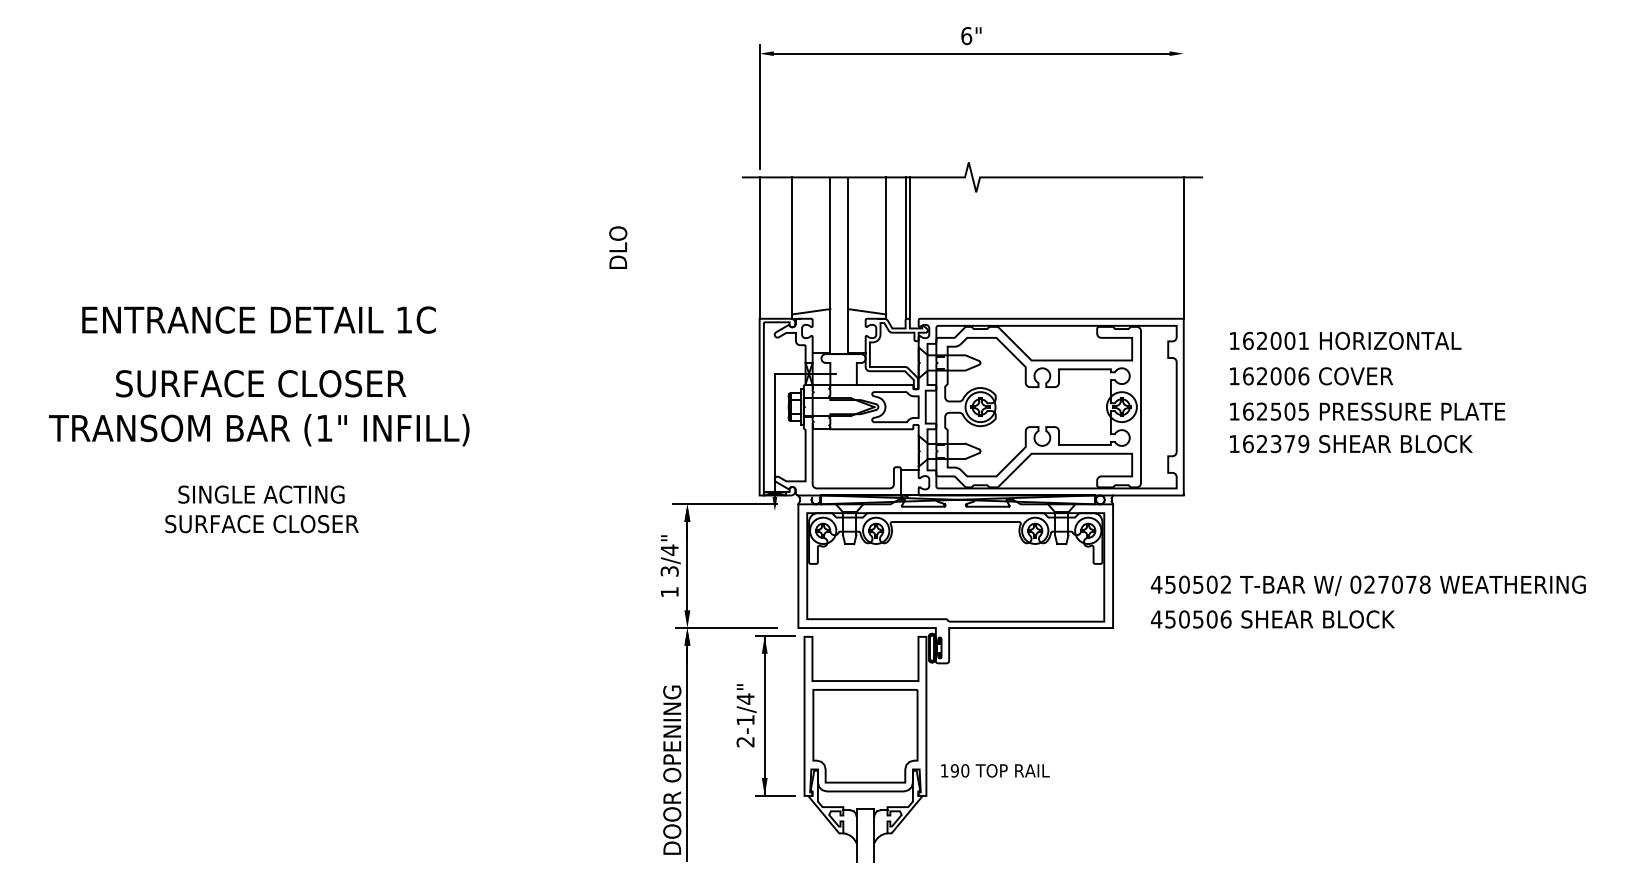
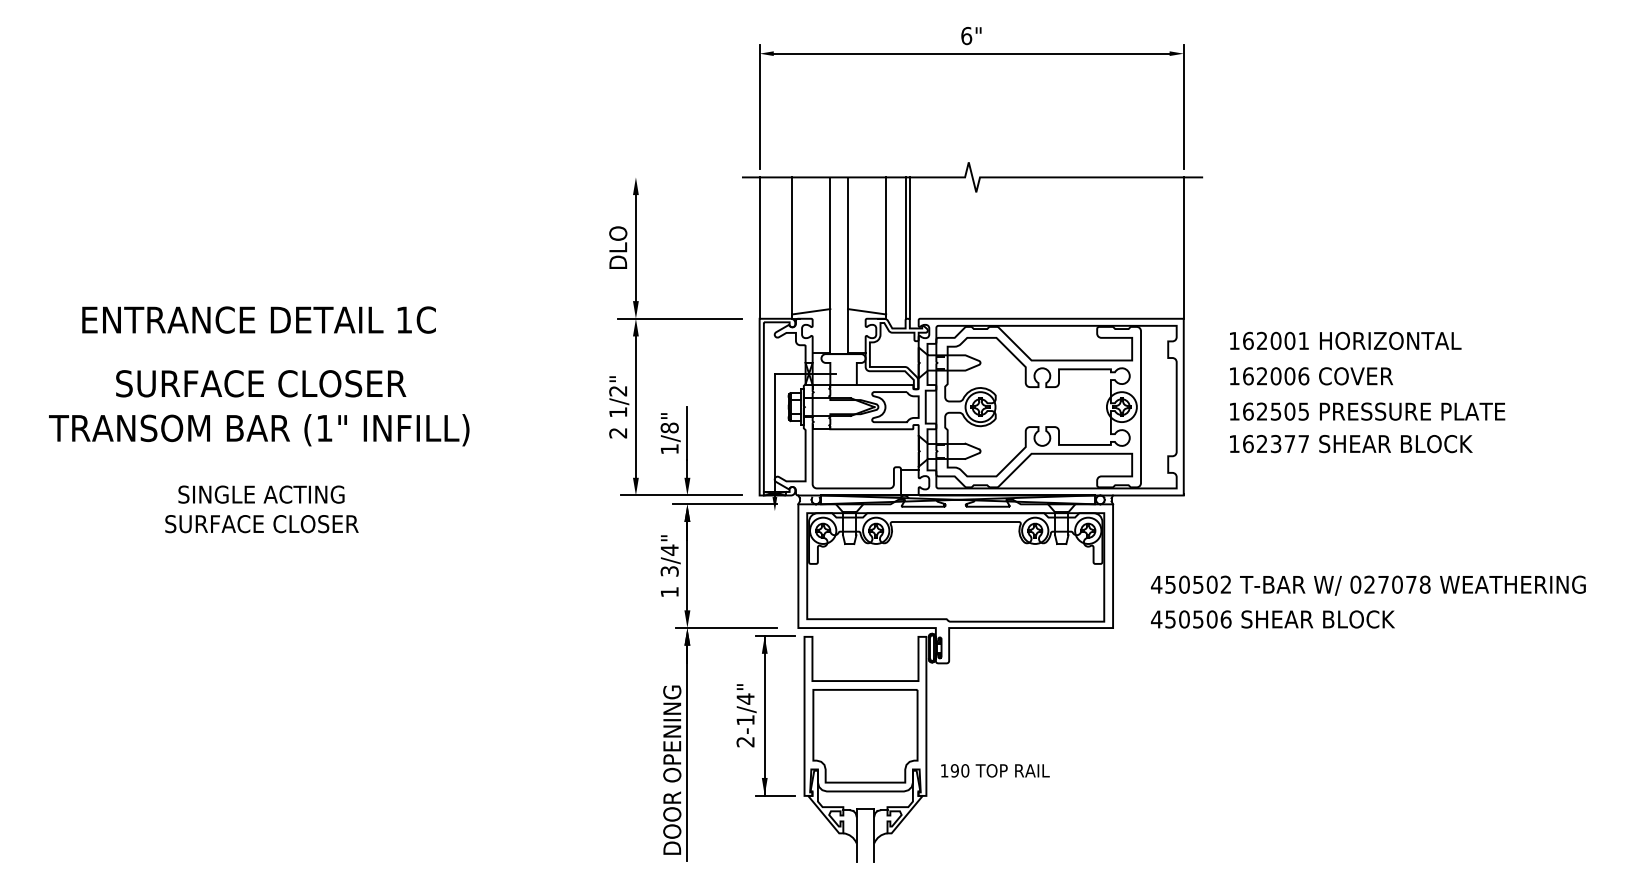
line: none -> present (1183, 106)
part: none -> present (675, 319)
text: 162379 -> 162377 (1303, 444)
